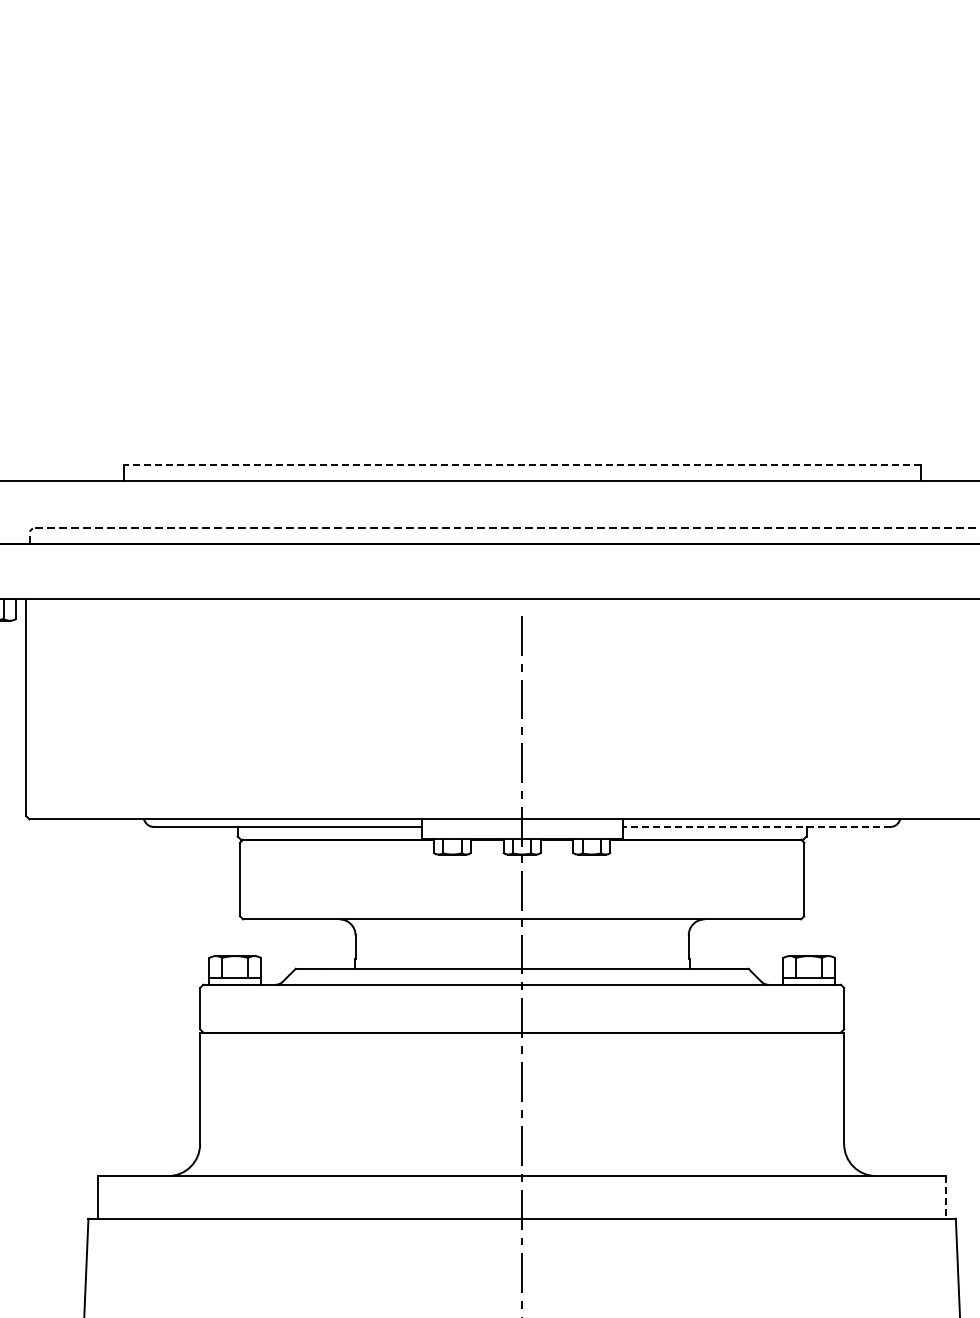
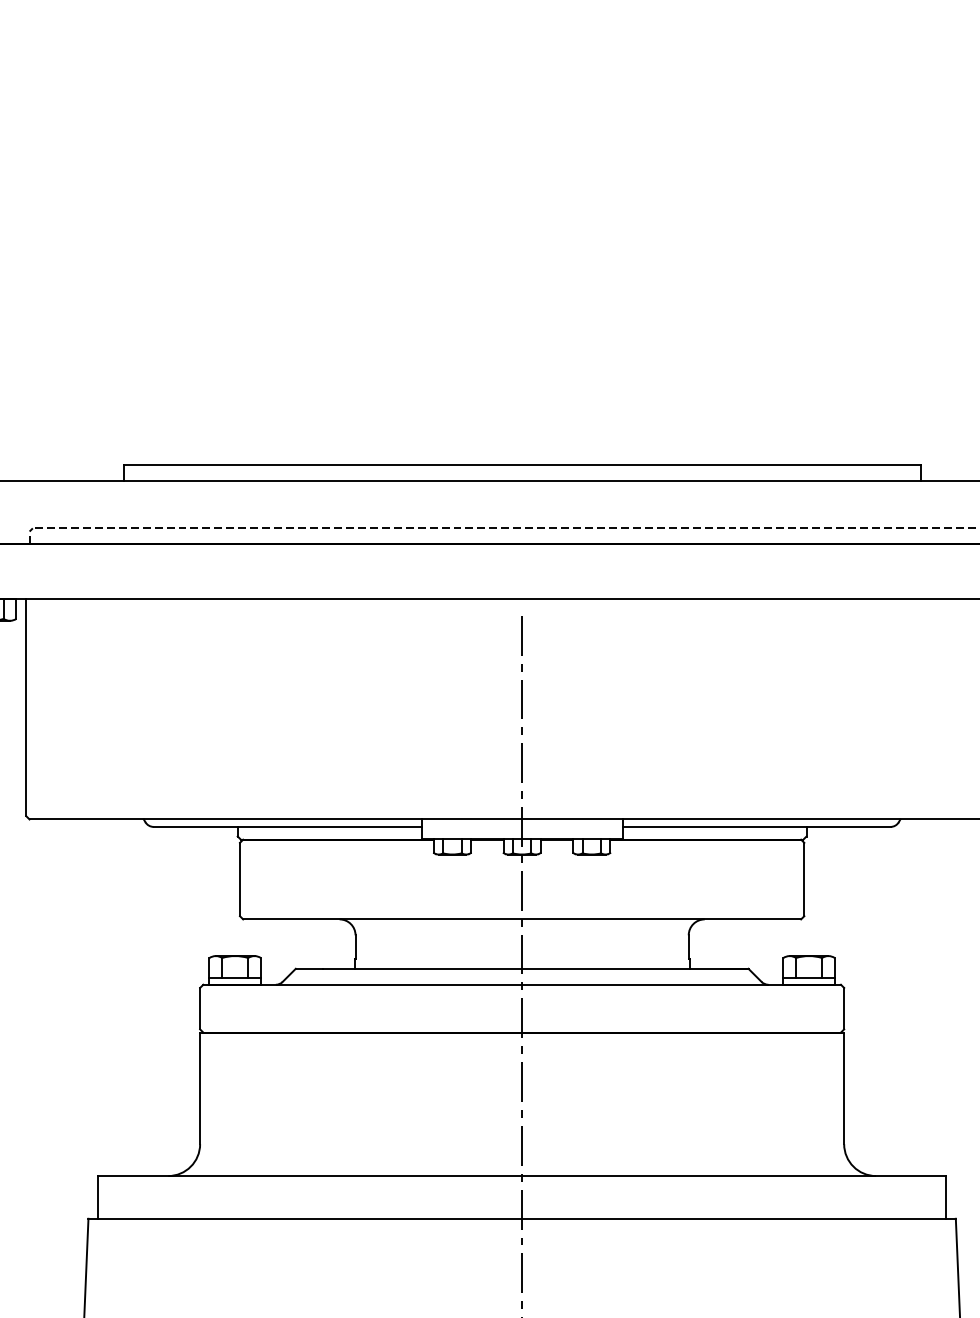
line: dashed -> solid (522, 464)
line: dashed -> solid (756, 826)
line: dashed -> solid (946, 1197)
